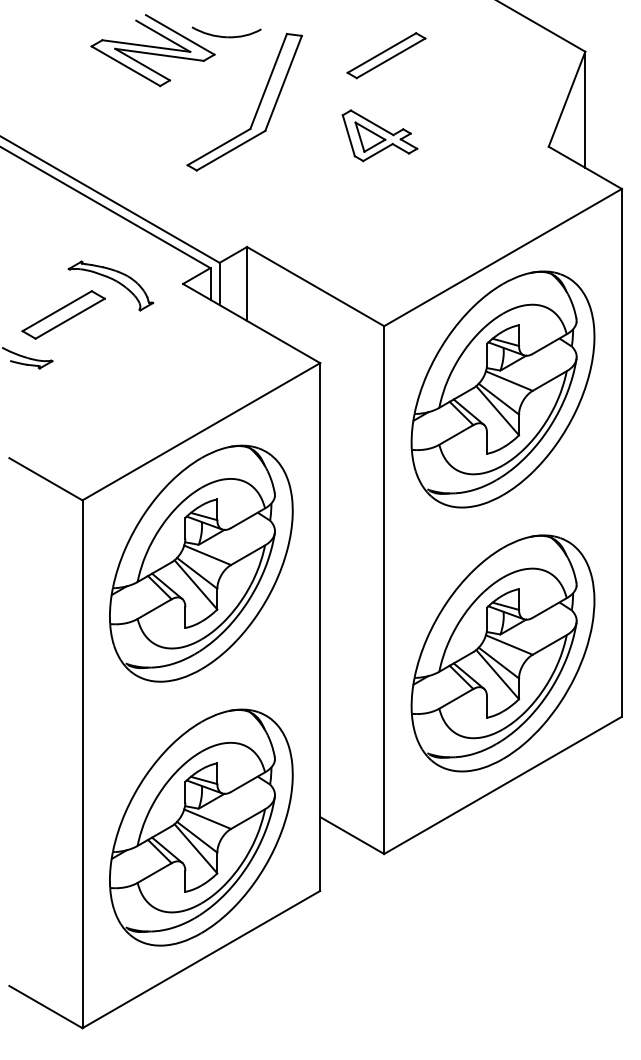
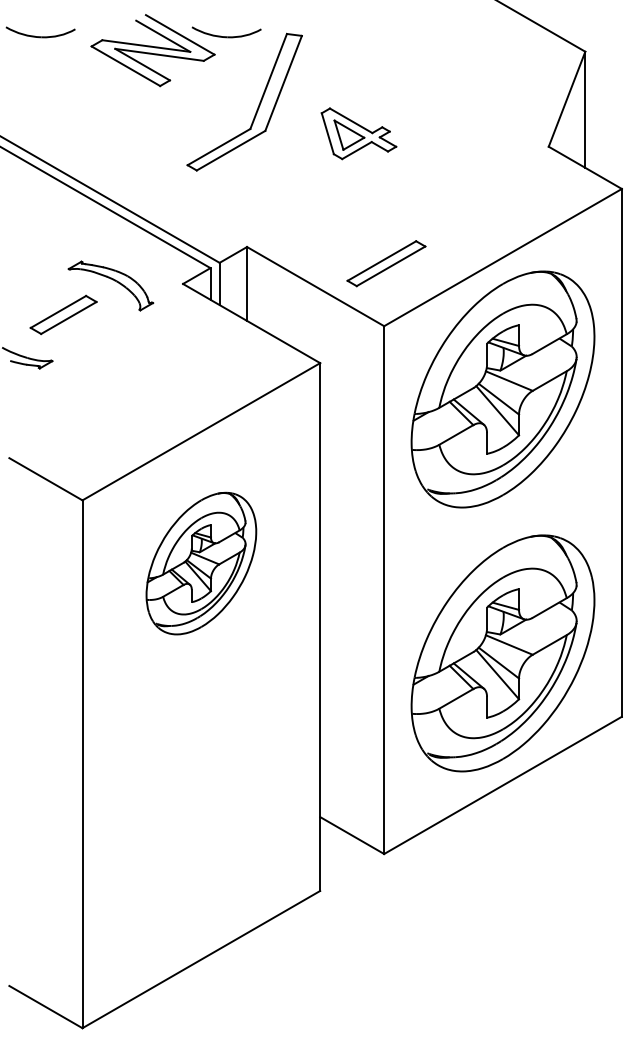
part: none -> present (40, 32)
part position: (386, 55) -> (386, 263) (386, 263)
part position: (379, 135) -> (358, 133) (358, 133)
part size: 85x50 px -> 69x42 px (63, 314)
part size: 185x239 px -> 113x145 px (201, 563)
part: present -> none (201, 827)
